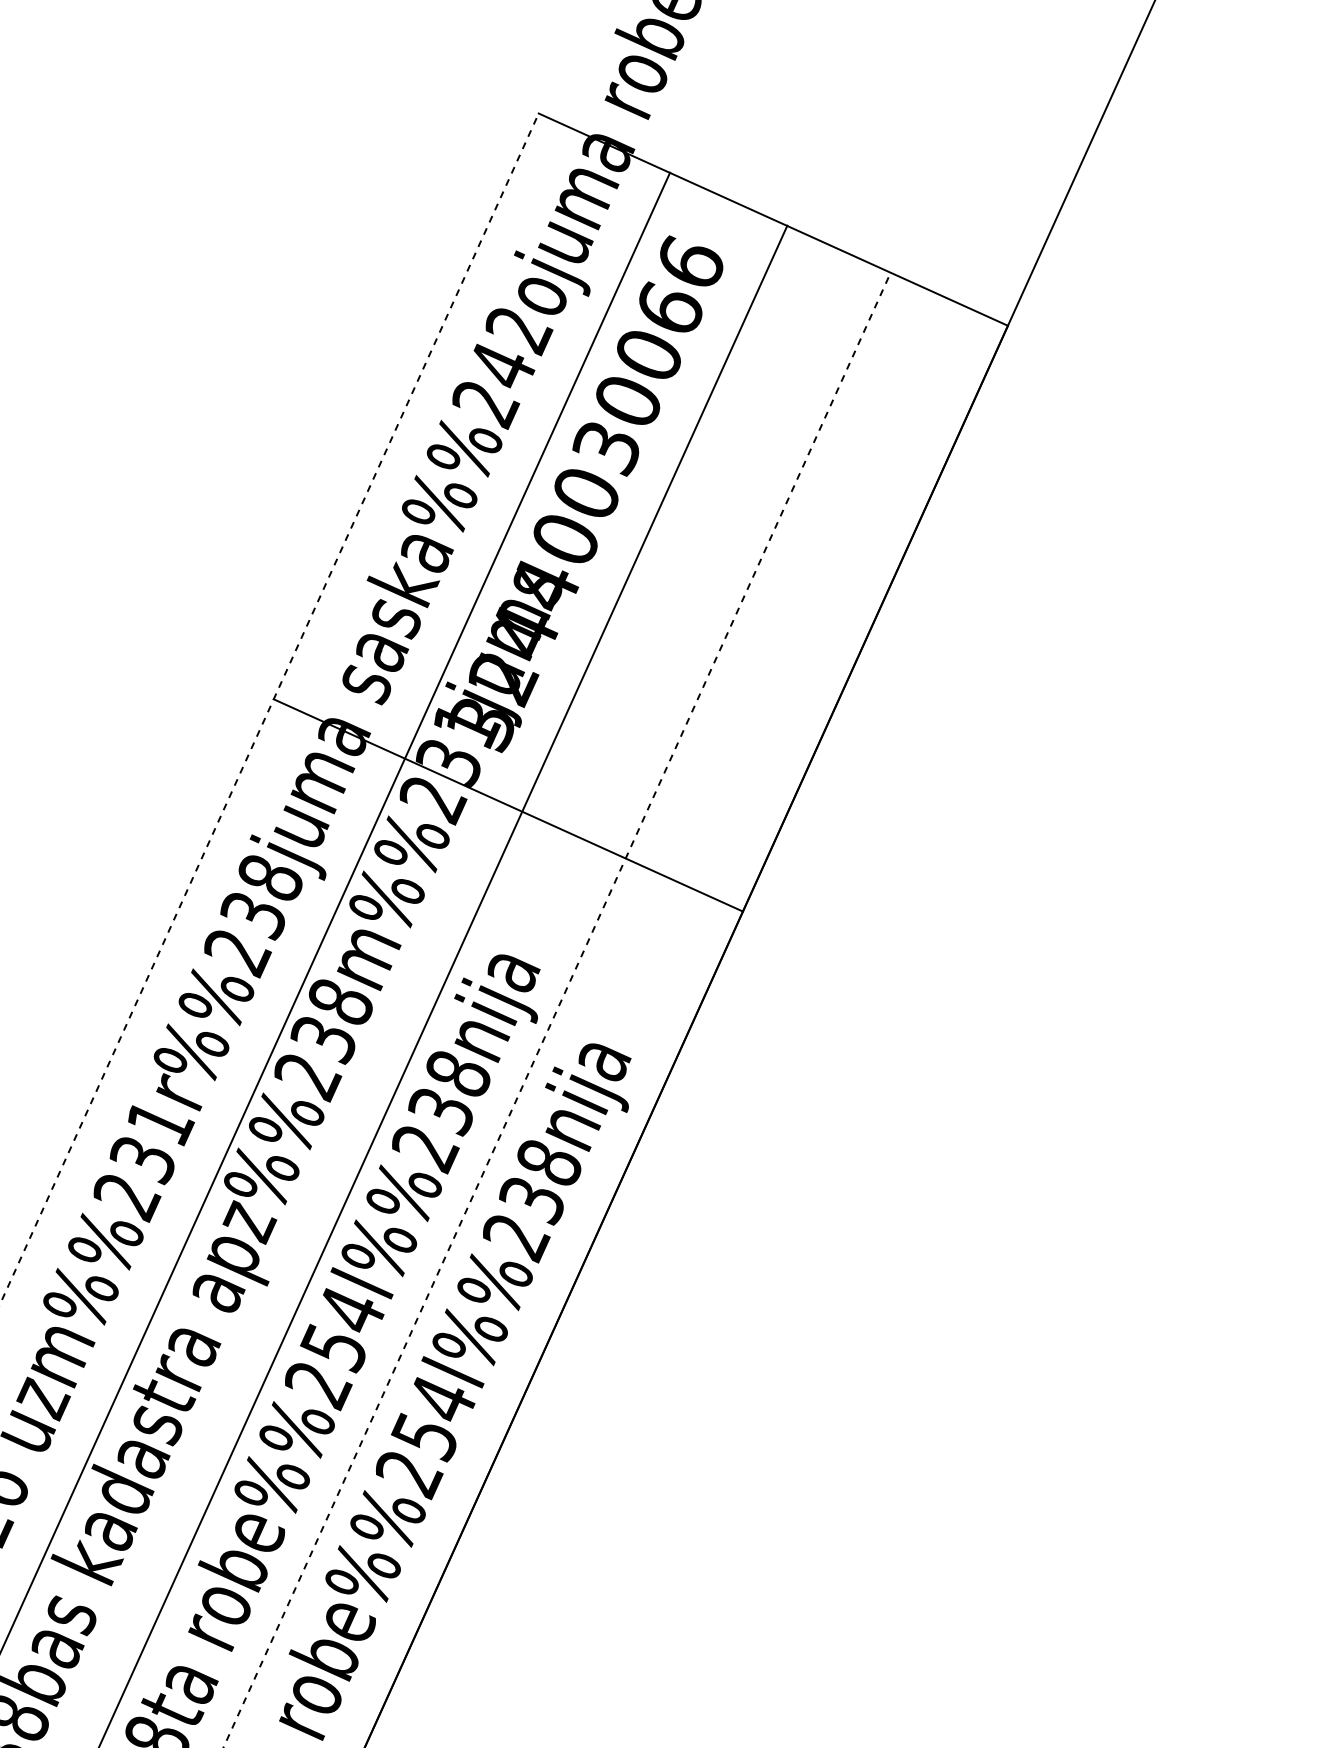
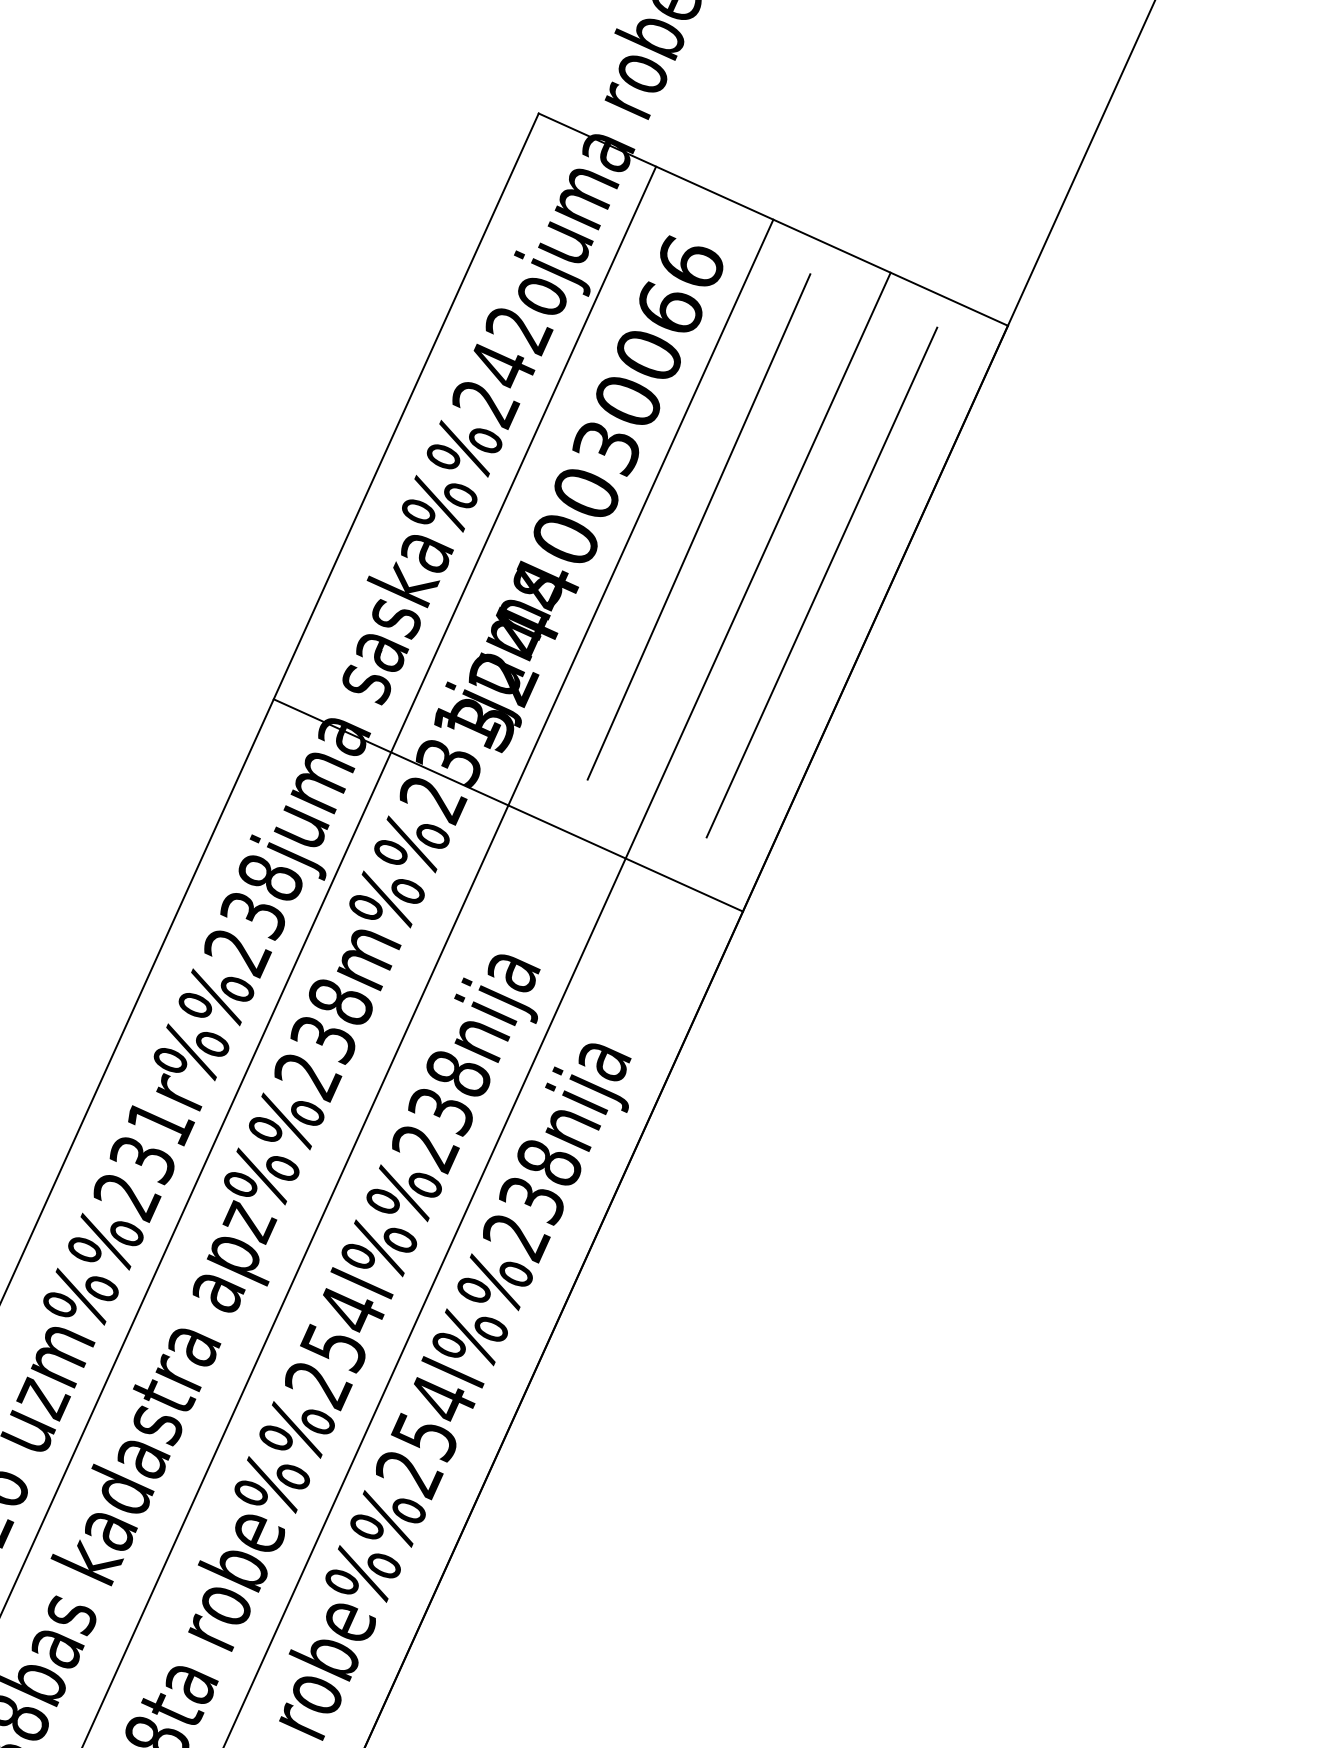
line: none -> present (698, 526)
line: none -> present (821, 582)
line: dashed -> solid (269, 708)
line position: (336, 910) -> (329, 889) (329, 889)
line position: (443, 984) -> (428, 981) (428, 981)
line: dashed -> solid (557, 1009)
